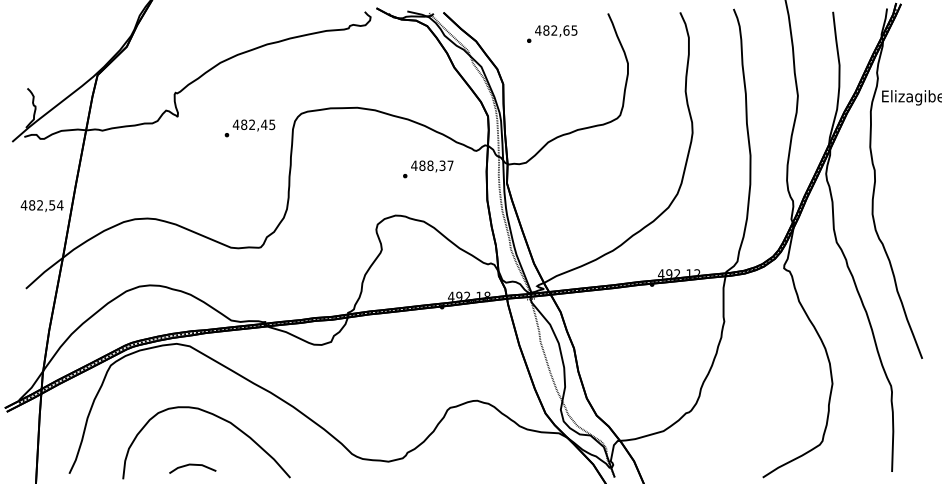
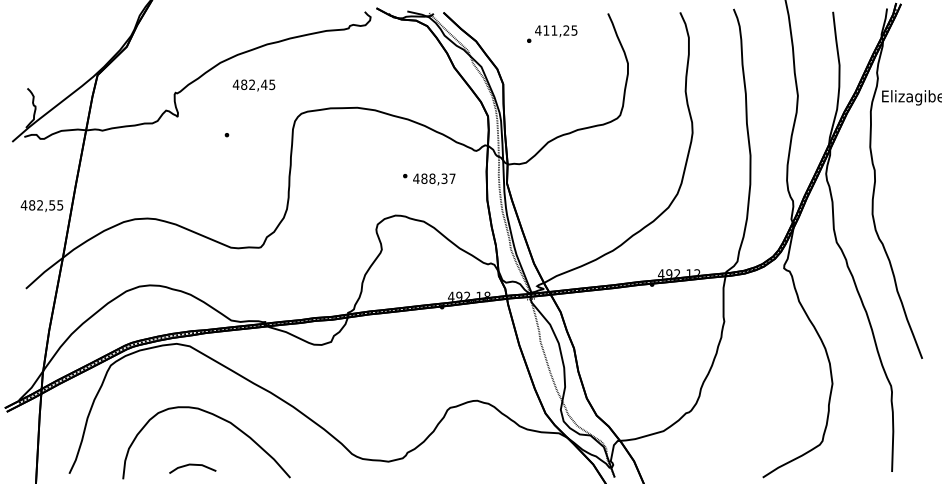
text: 482,65 -> 411,25 (556, 30)
text position: (253, 125) -> (253, 85) (253, 85)
text position: (432, 166) -> (434, 179) (434, 179)
text: 482,54 -> 482,55 (60, 205)
